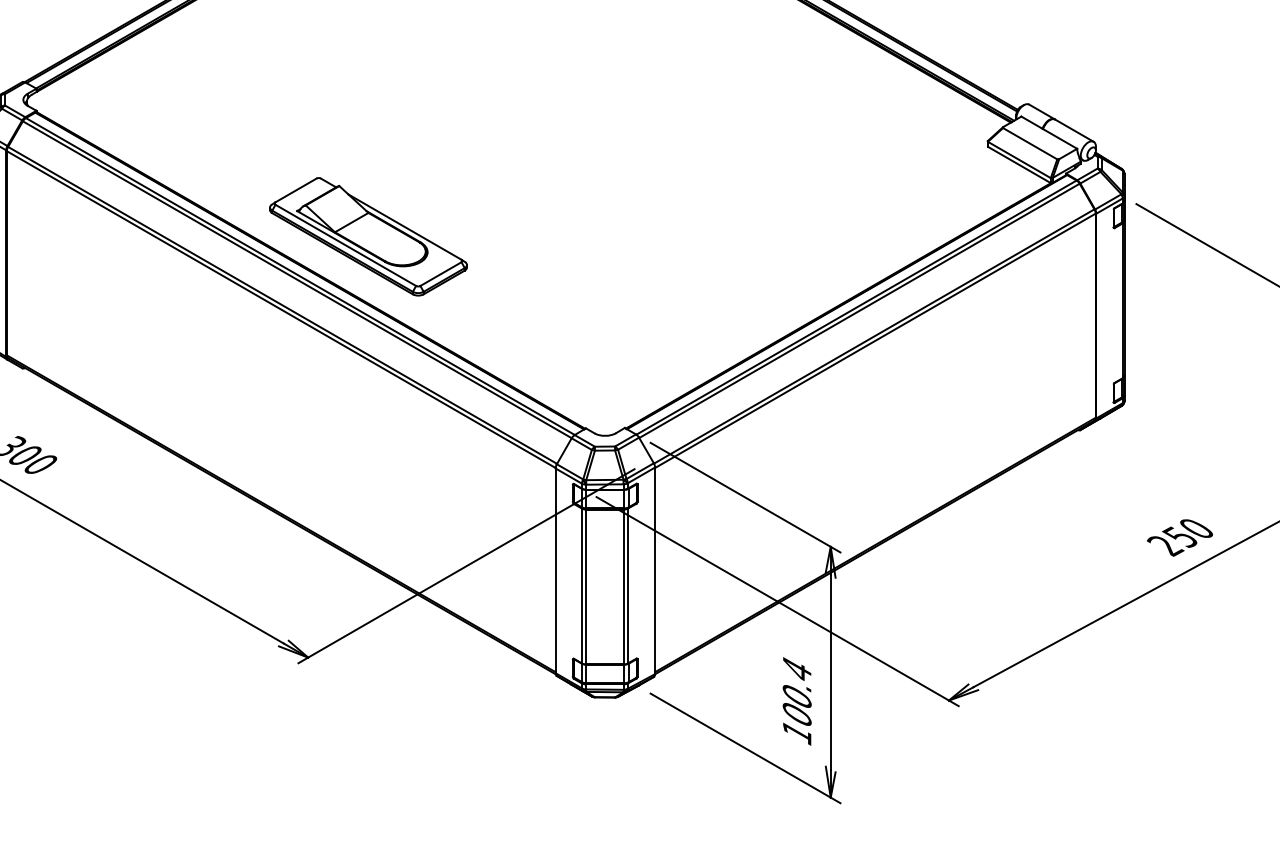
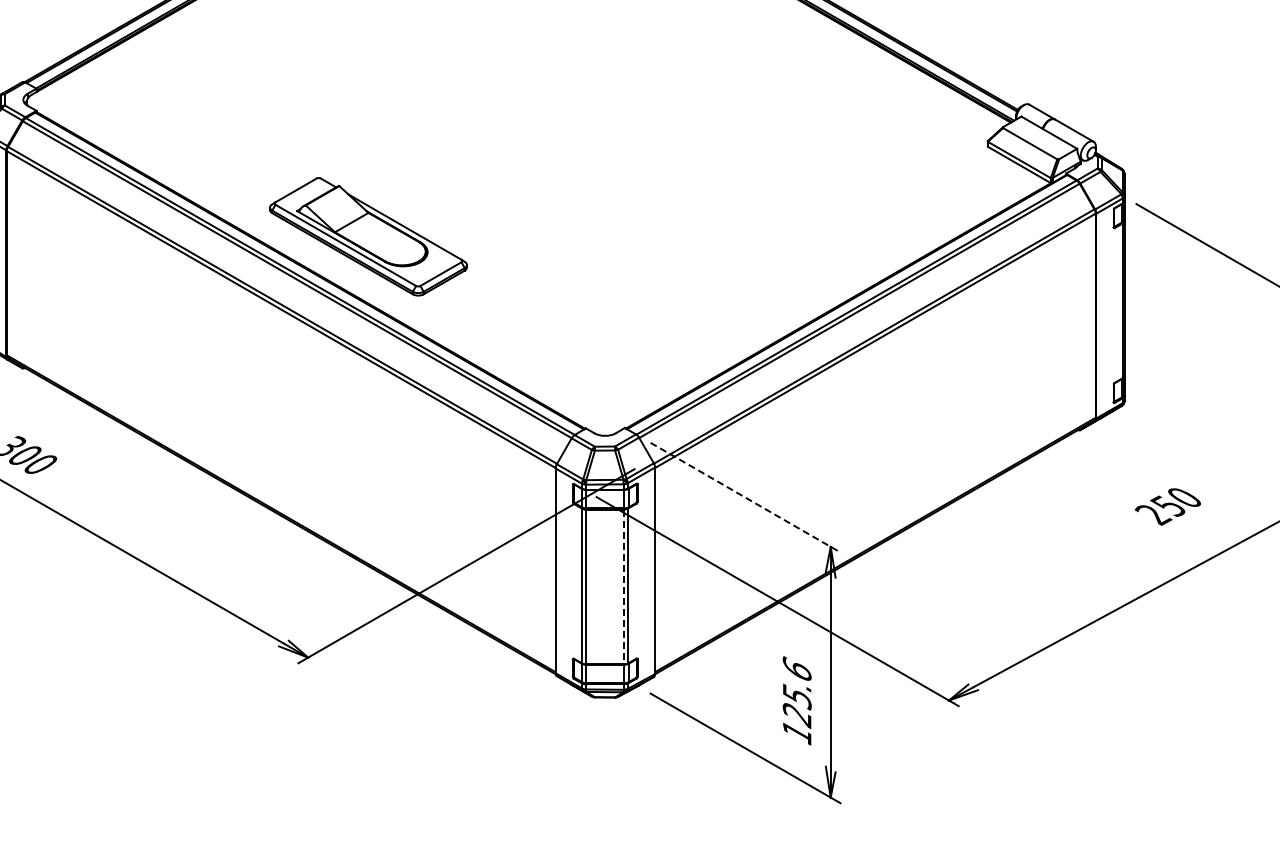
line: solid -> dashed (745, 497)
text position: (1179, 537) -> (1167, 506) (1167, 506)
line: solid -> dashed (623, 587)
text: 100.4 -> 125.6 (796, 692)
